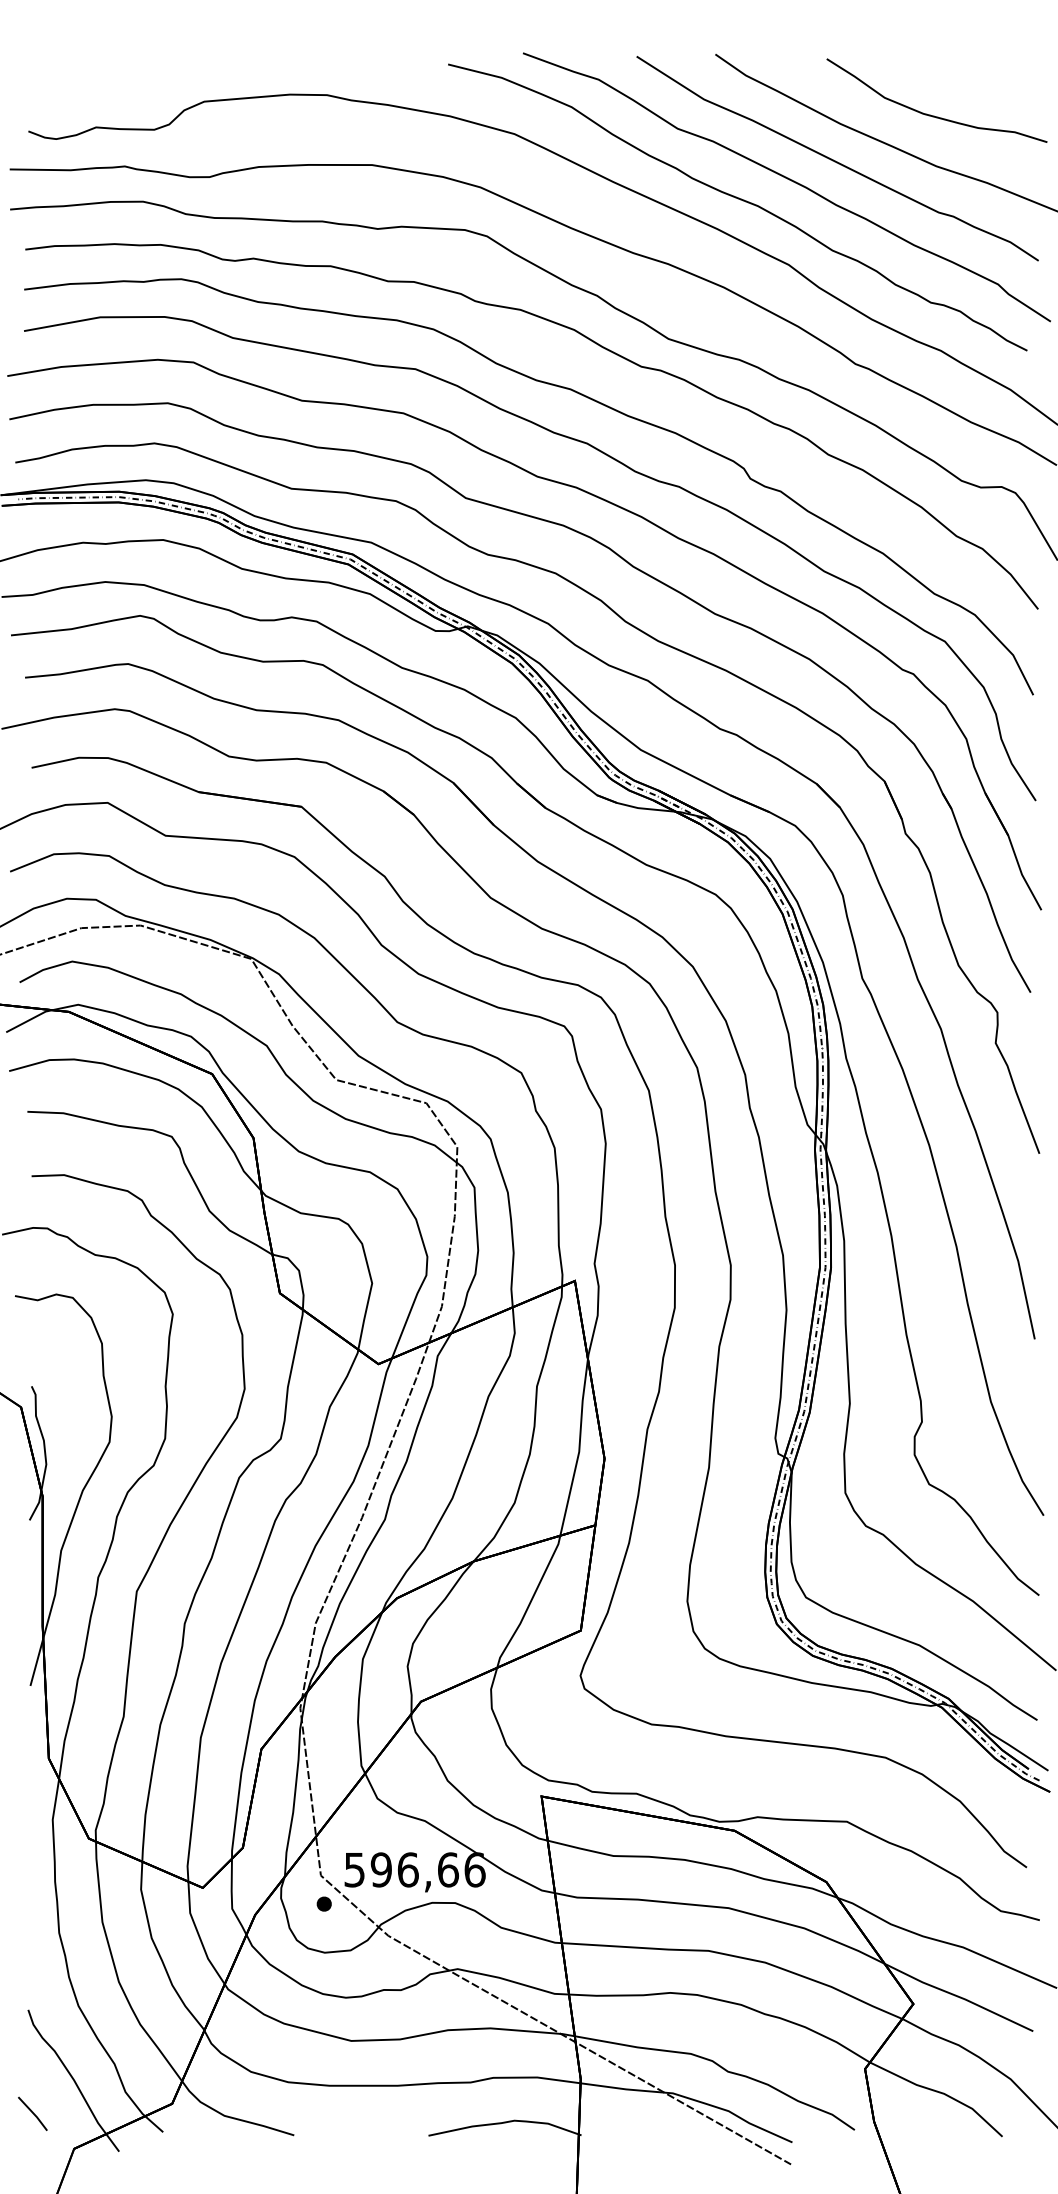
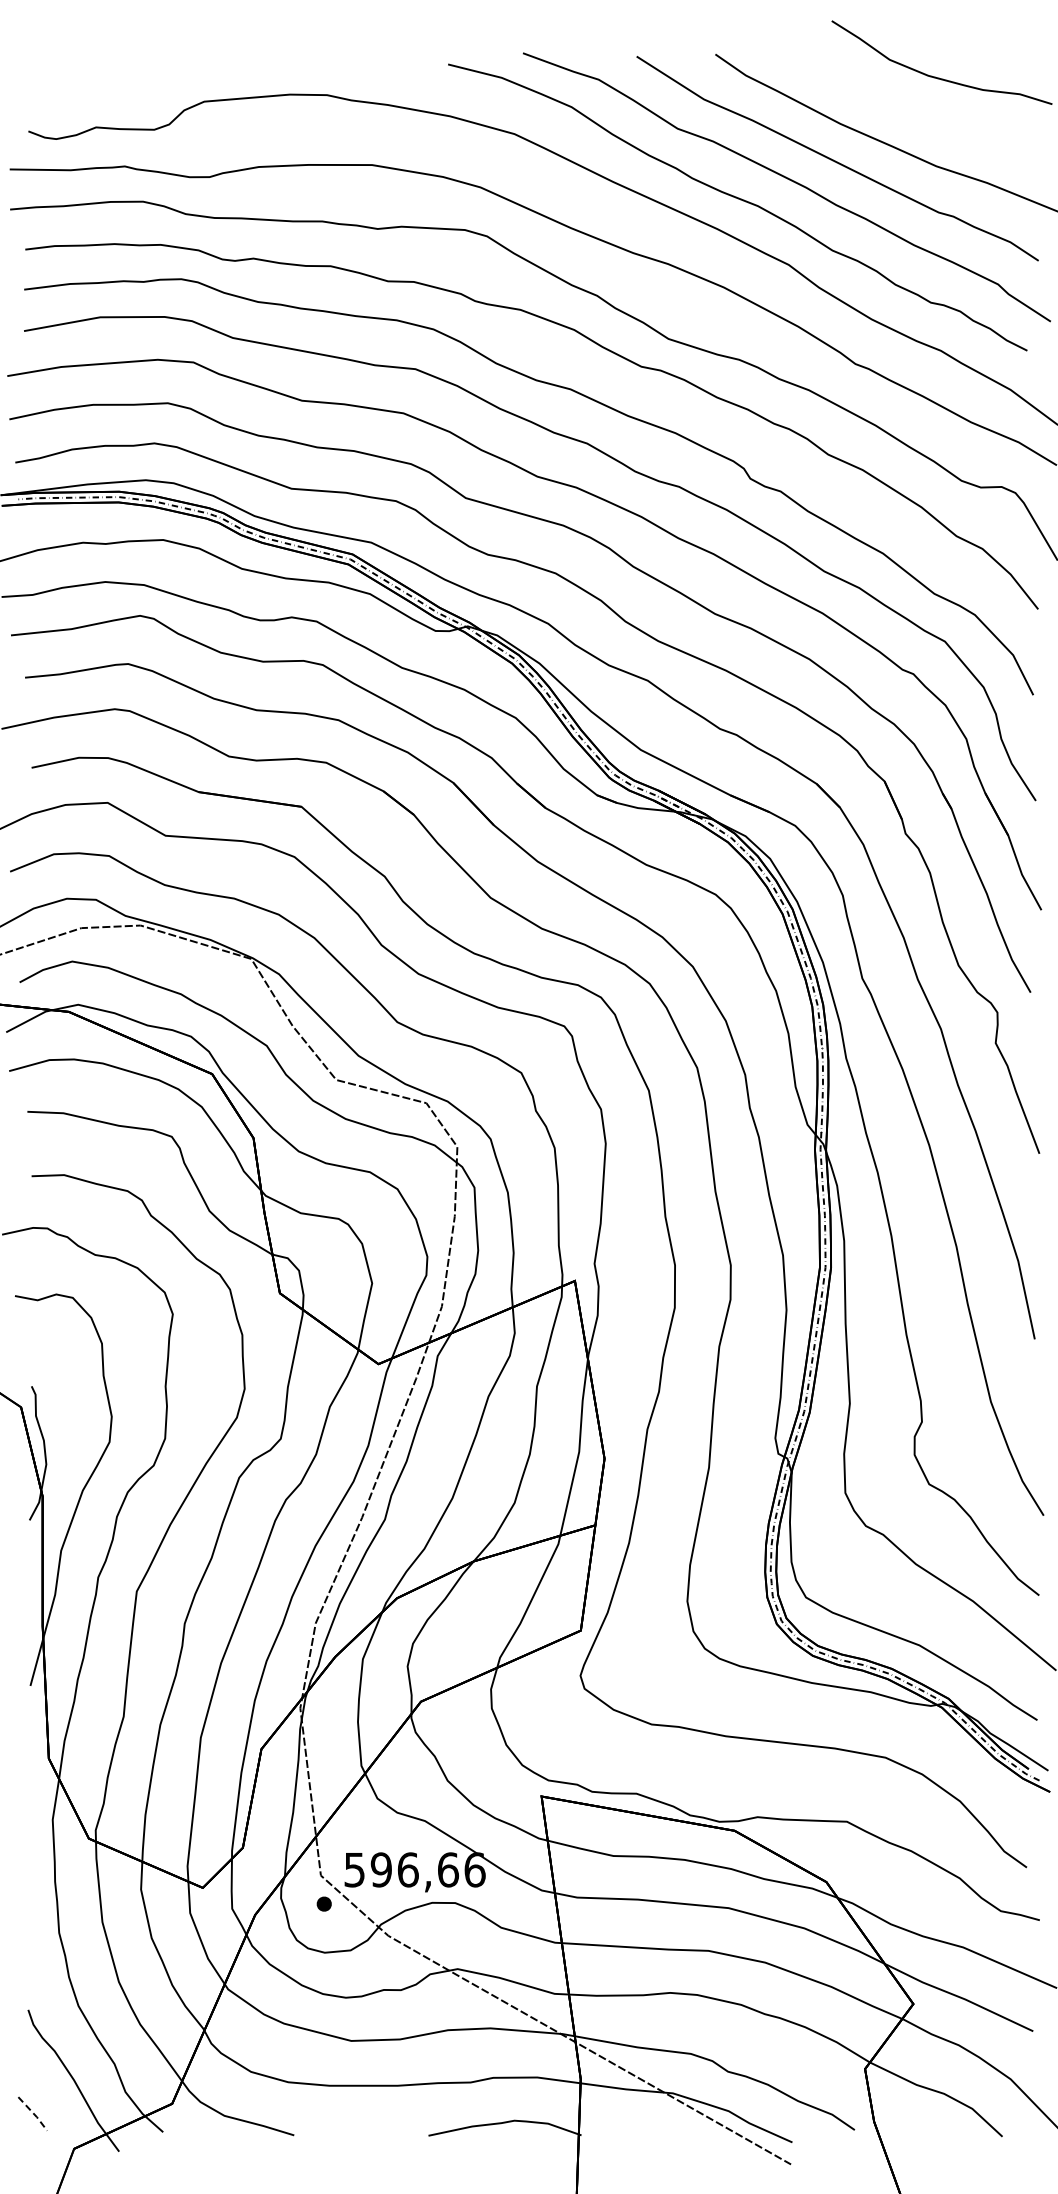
curve position: (934, 115) -> (939, 77) (939, 77)
line: solid -> dashed (33, 2113)
